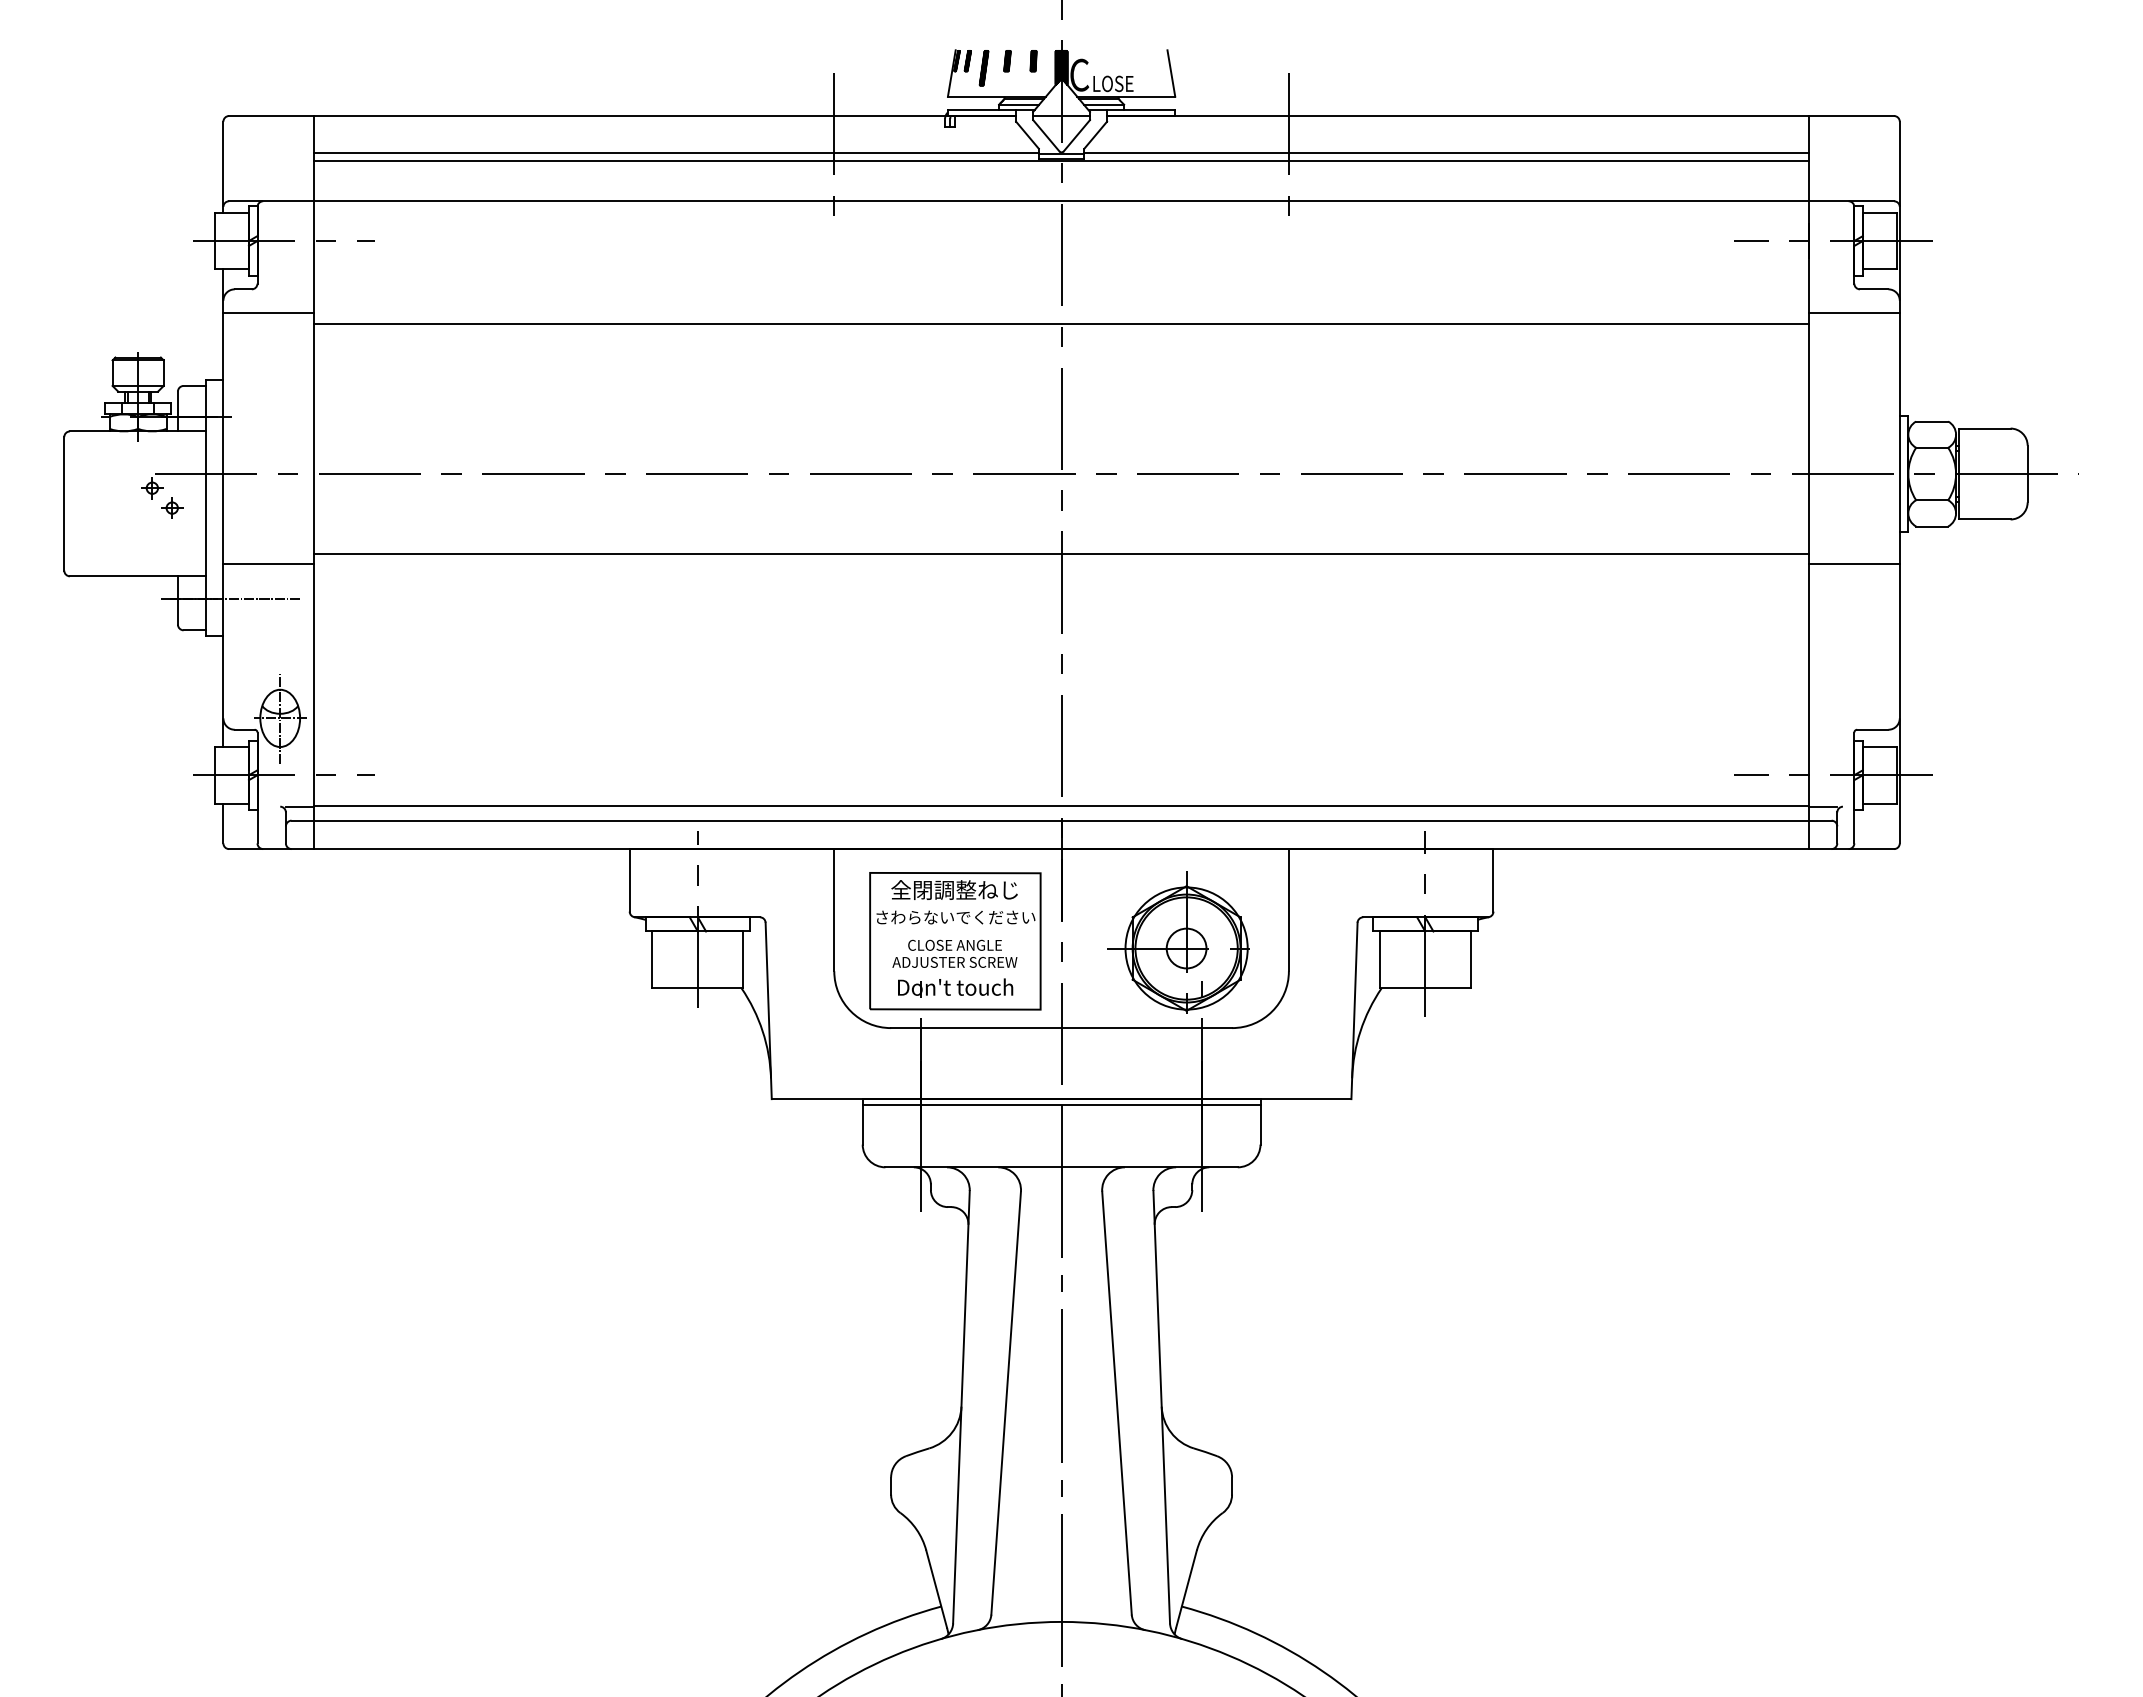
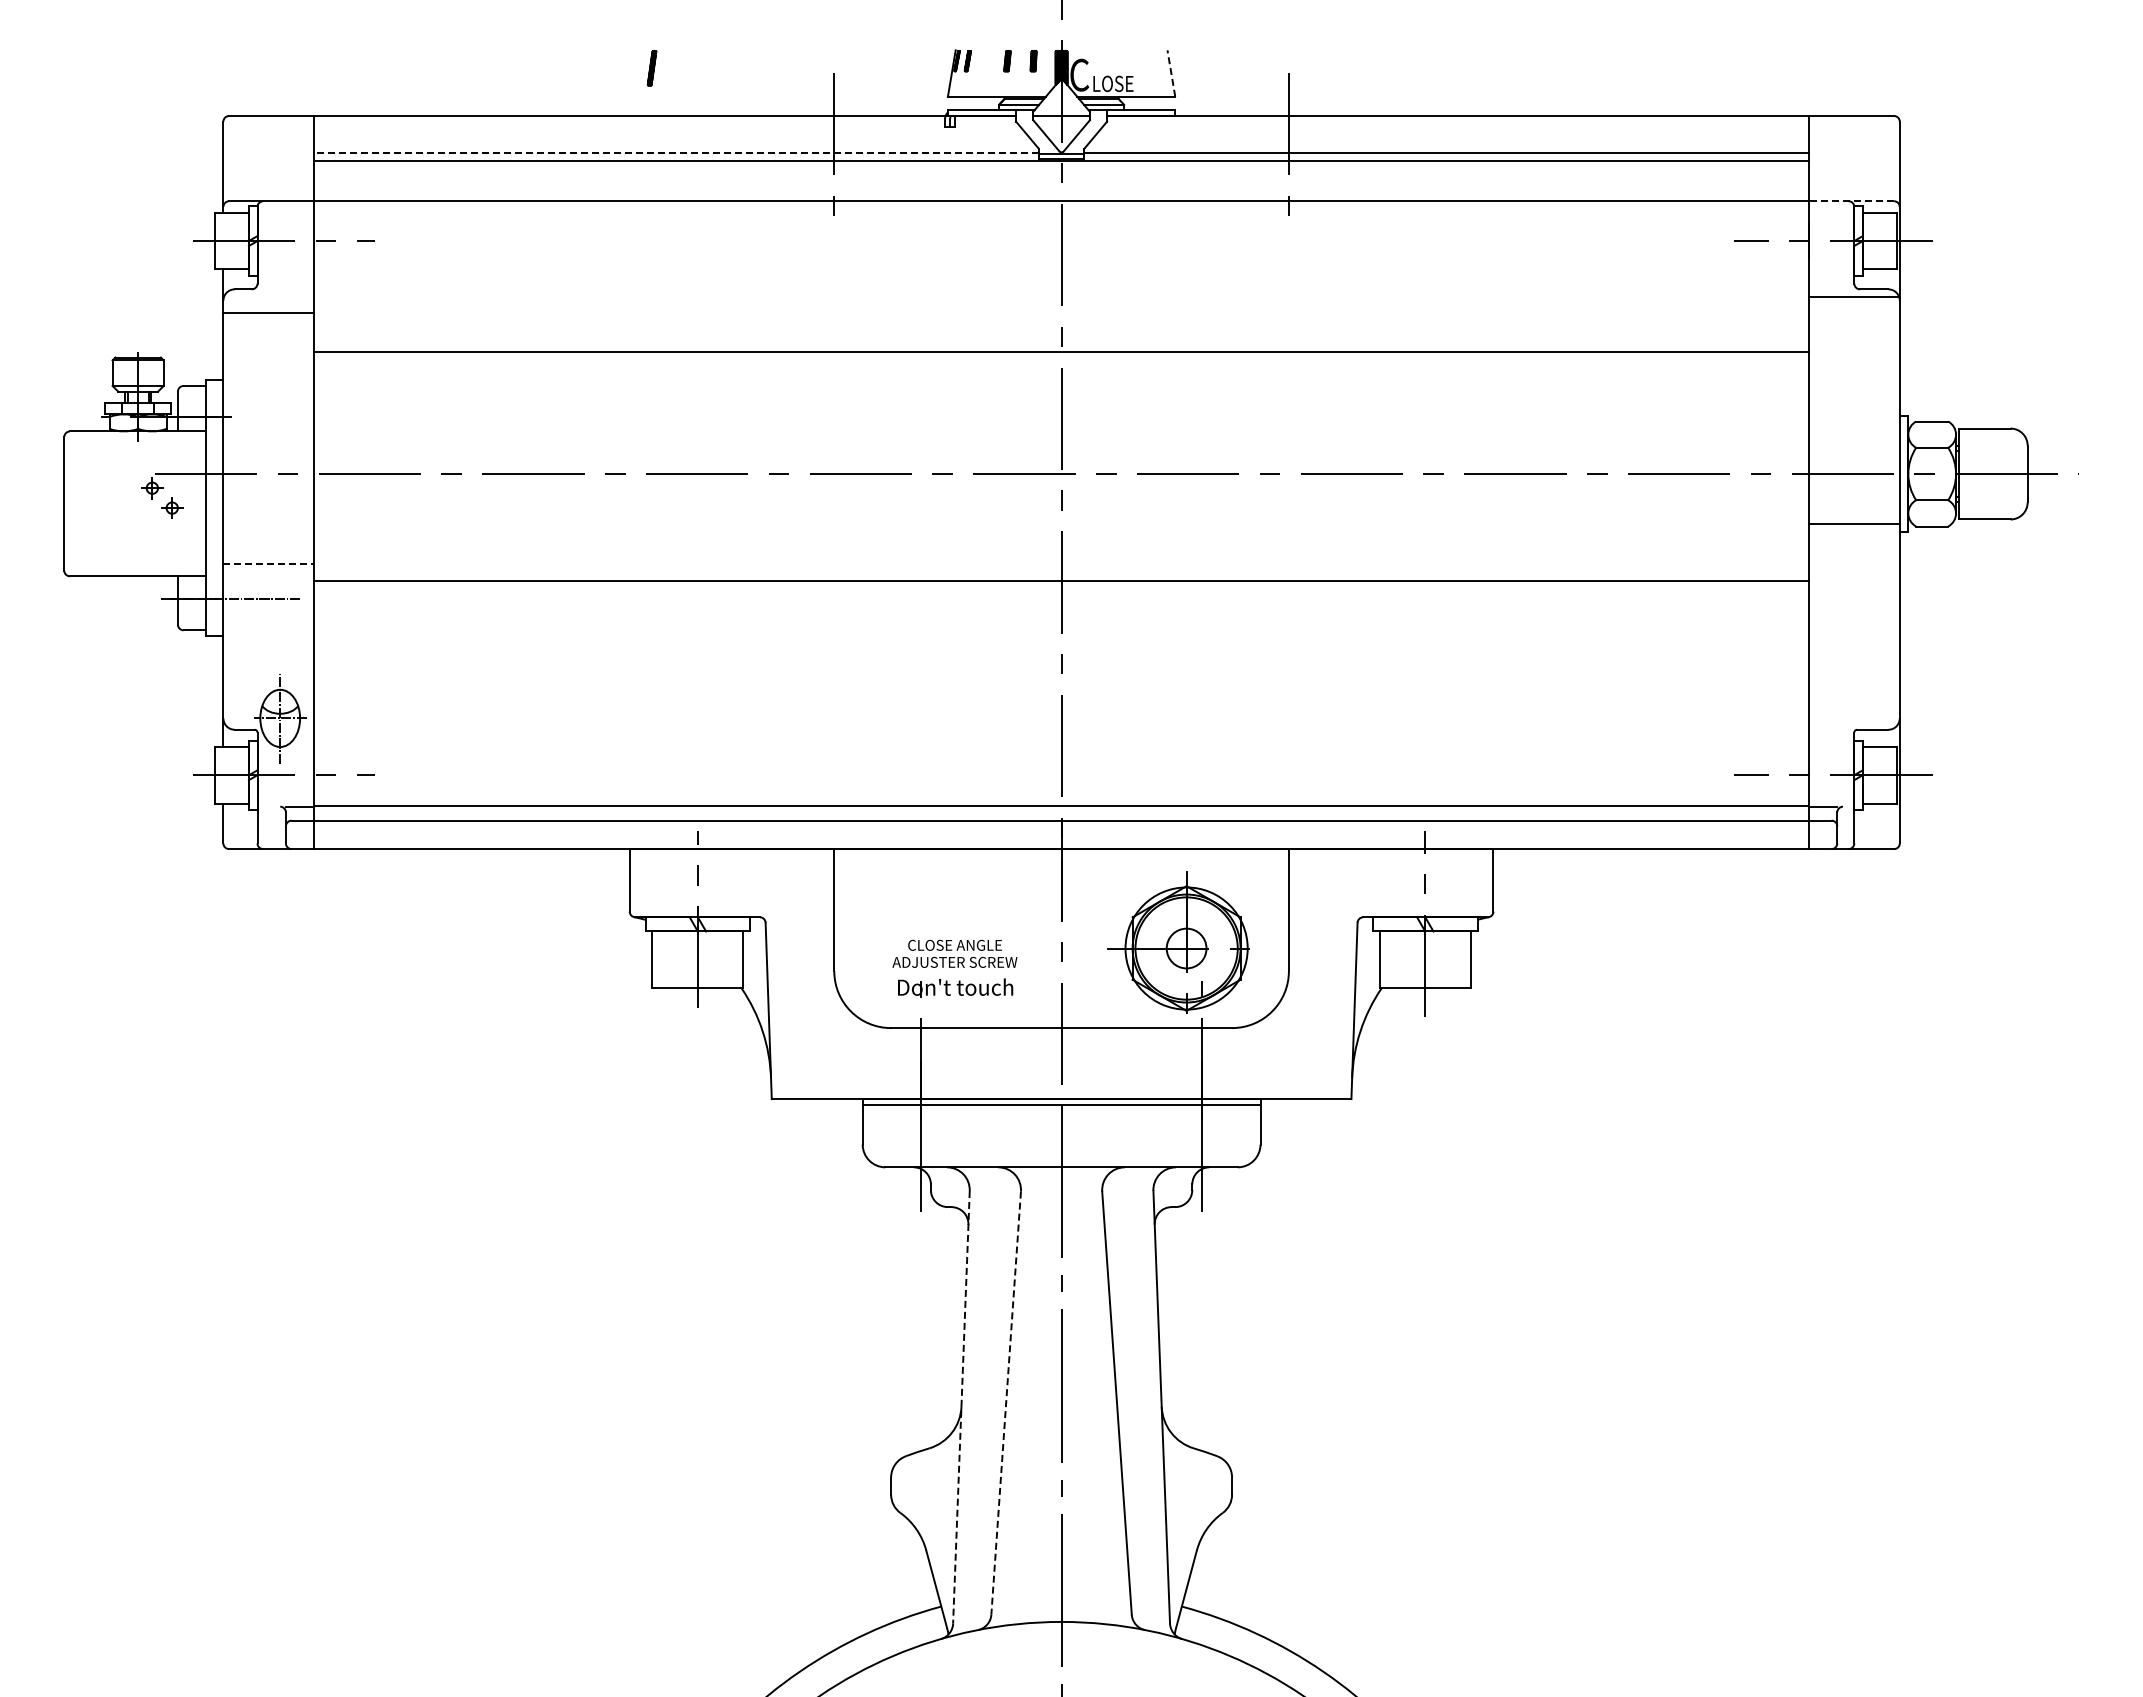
part position: (983, 68) -> (651, 68) (651, 68)
line: solid -> dashed (1171, 73)
line: solid -> dashed (676, 152)
line: solid -> dashed (1851, 201)
line position: (1853, 312) -> (1853, 296) (1853, 296)
line position: (1061, 323) -> (1061, 351) (1061, 351)
line position: (1061, 554) -> (1061, 581) (1061, 581)
line: solid -> dashed (269, 564)
line position: (1853, 564) -> (1853, 524) (1853, 524)
part: present -> none (955, 941)
line: solid -> dashed (1006, 1403)
line: solid -> dashed (961, 1407)
